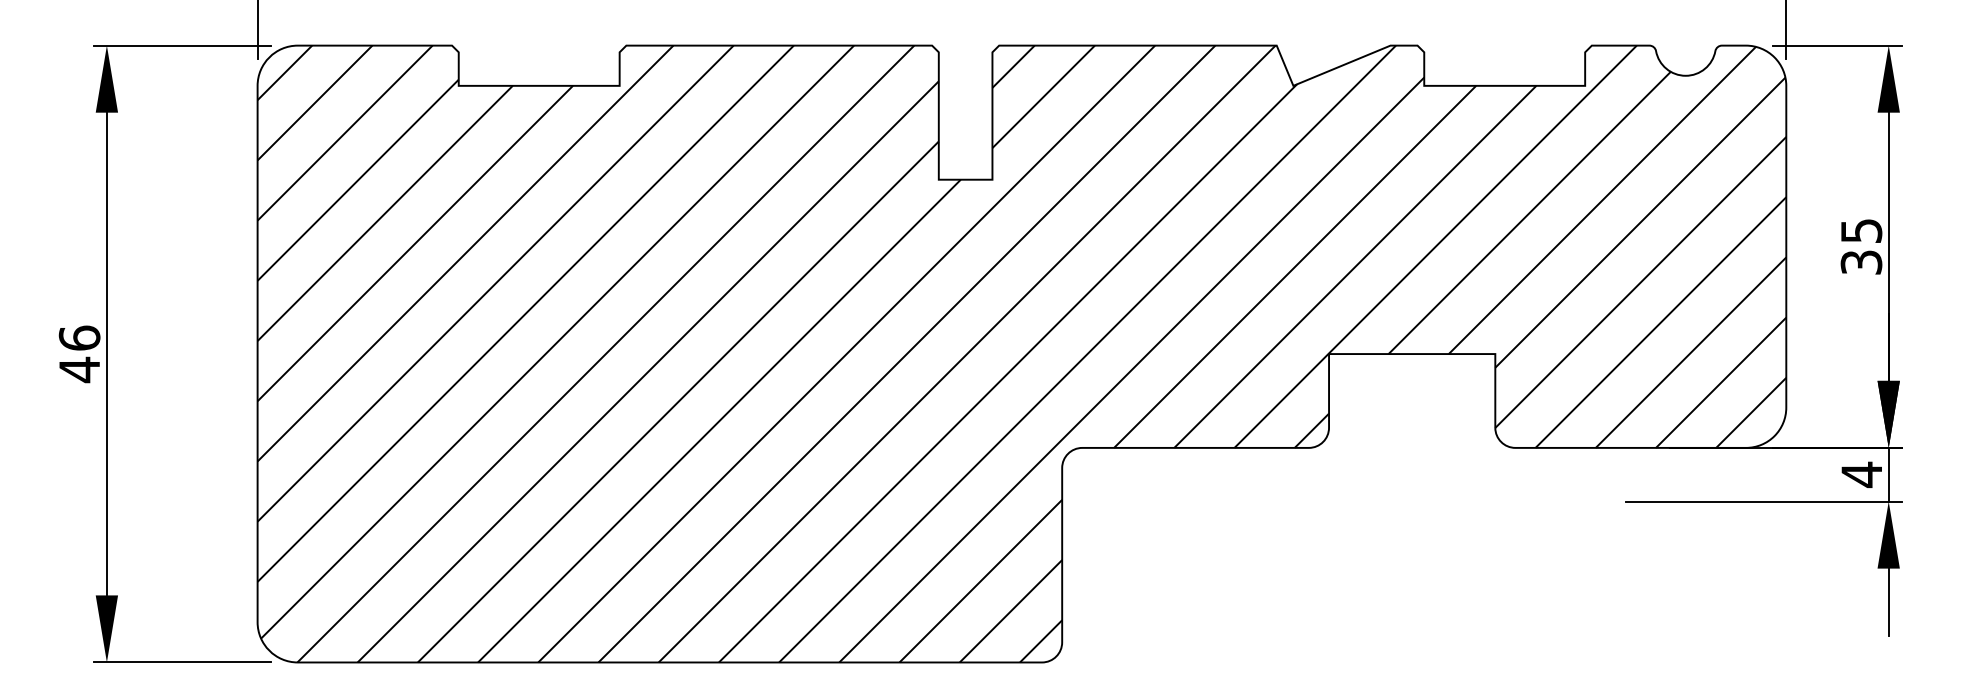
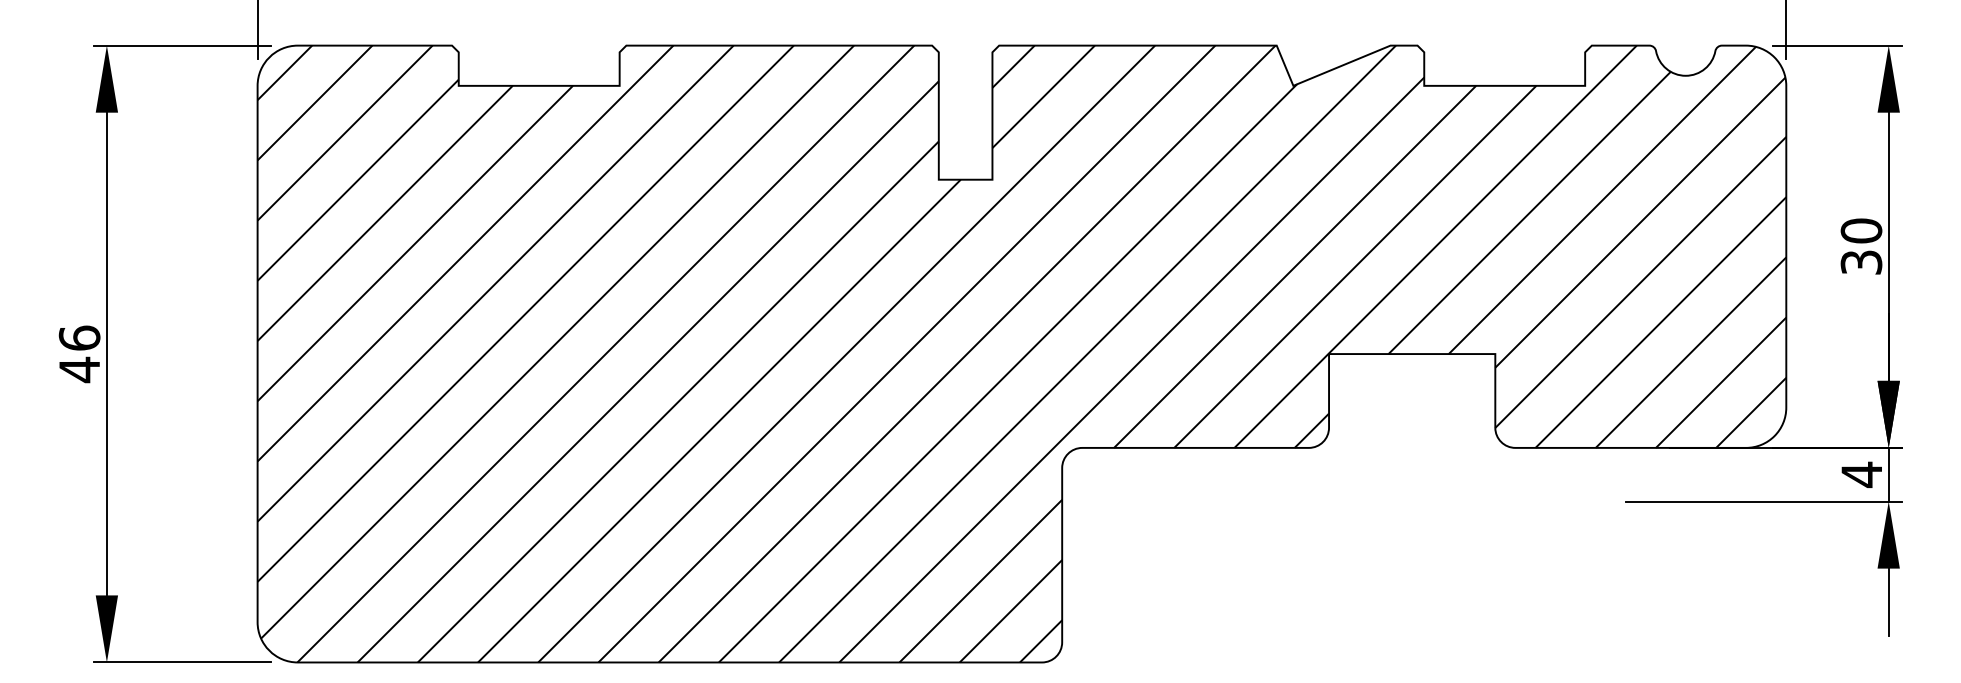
text: 35 -> 30 (1861, 230)
